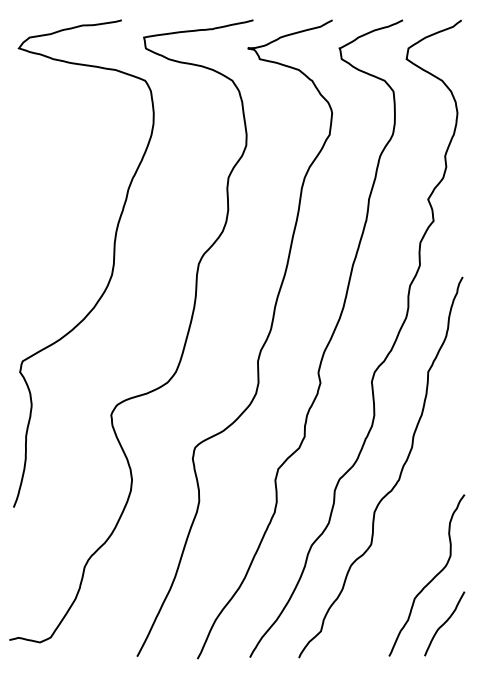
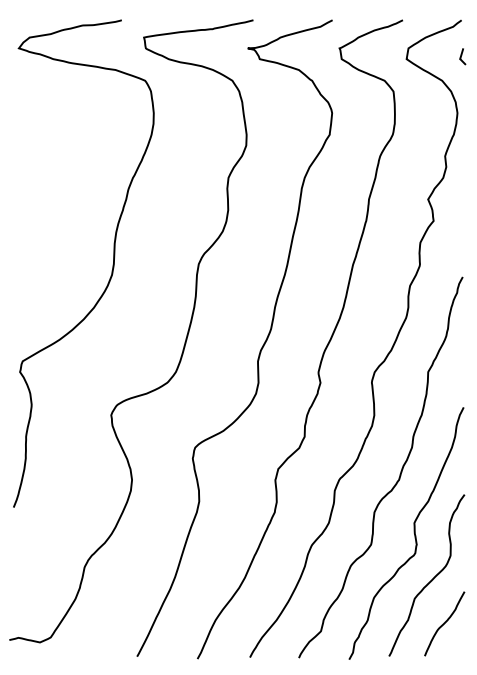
curve: none -> present (462, 55)
curve: none -> present (413, 533)
